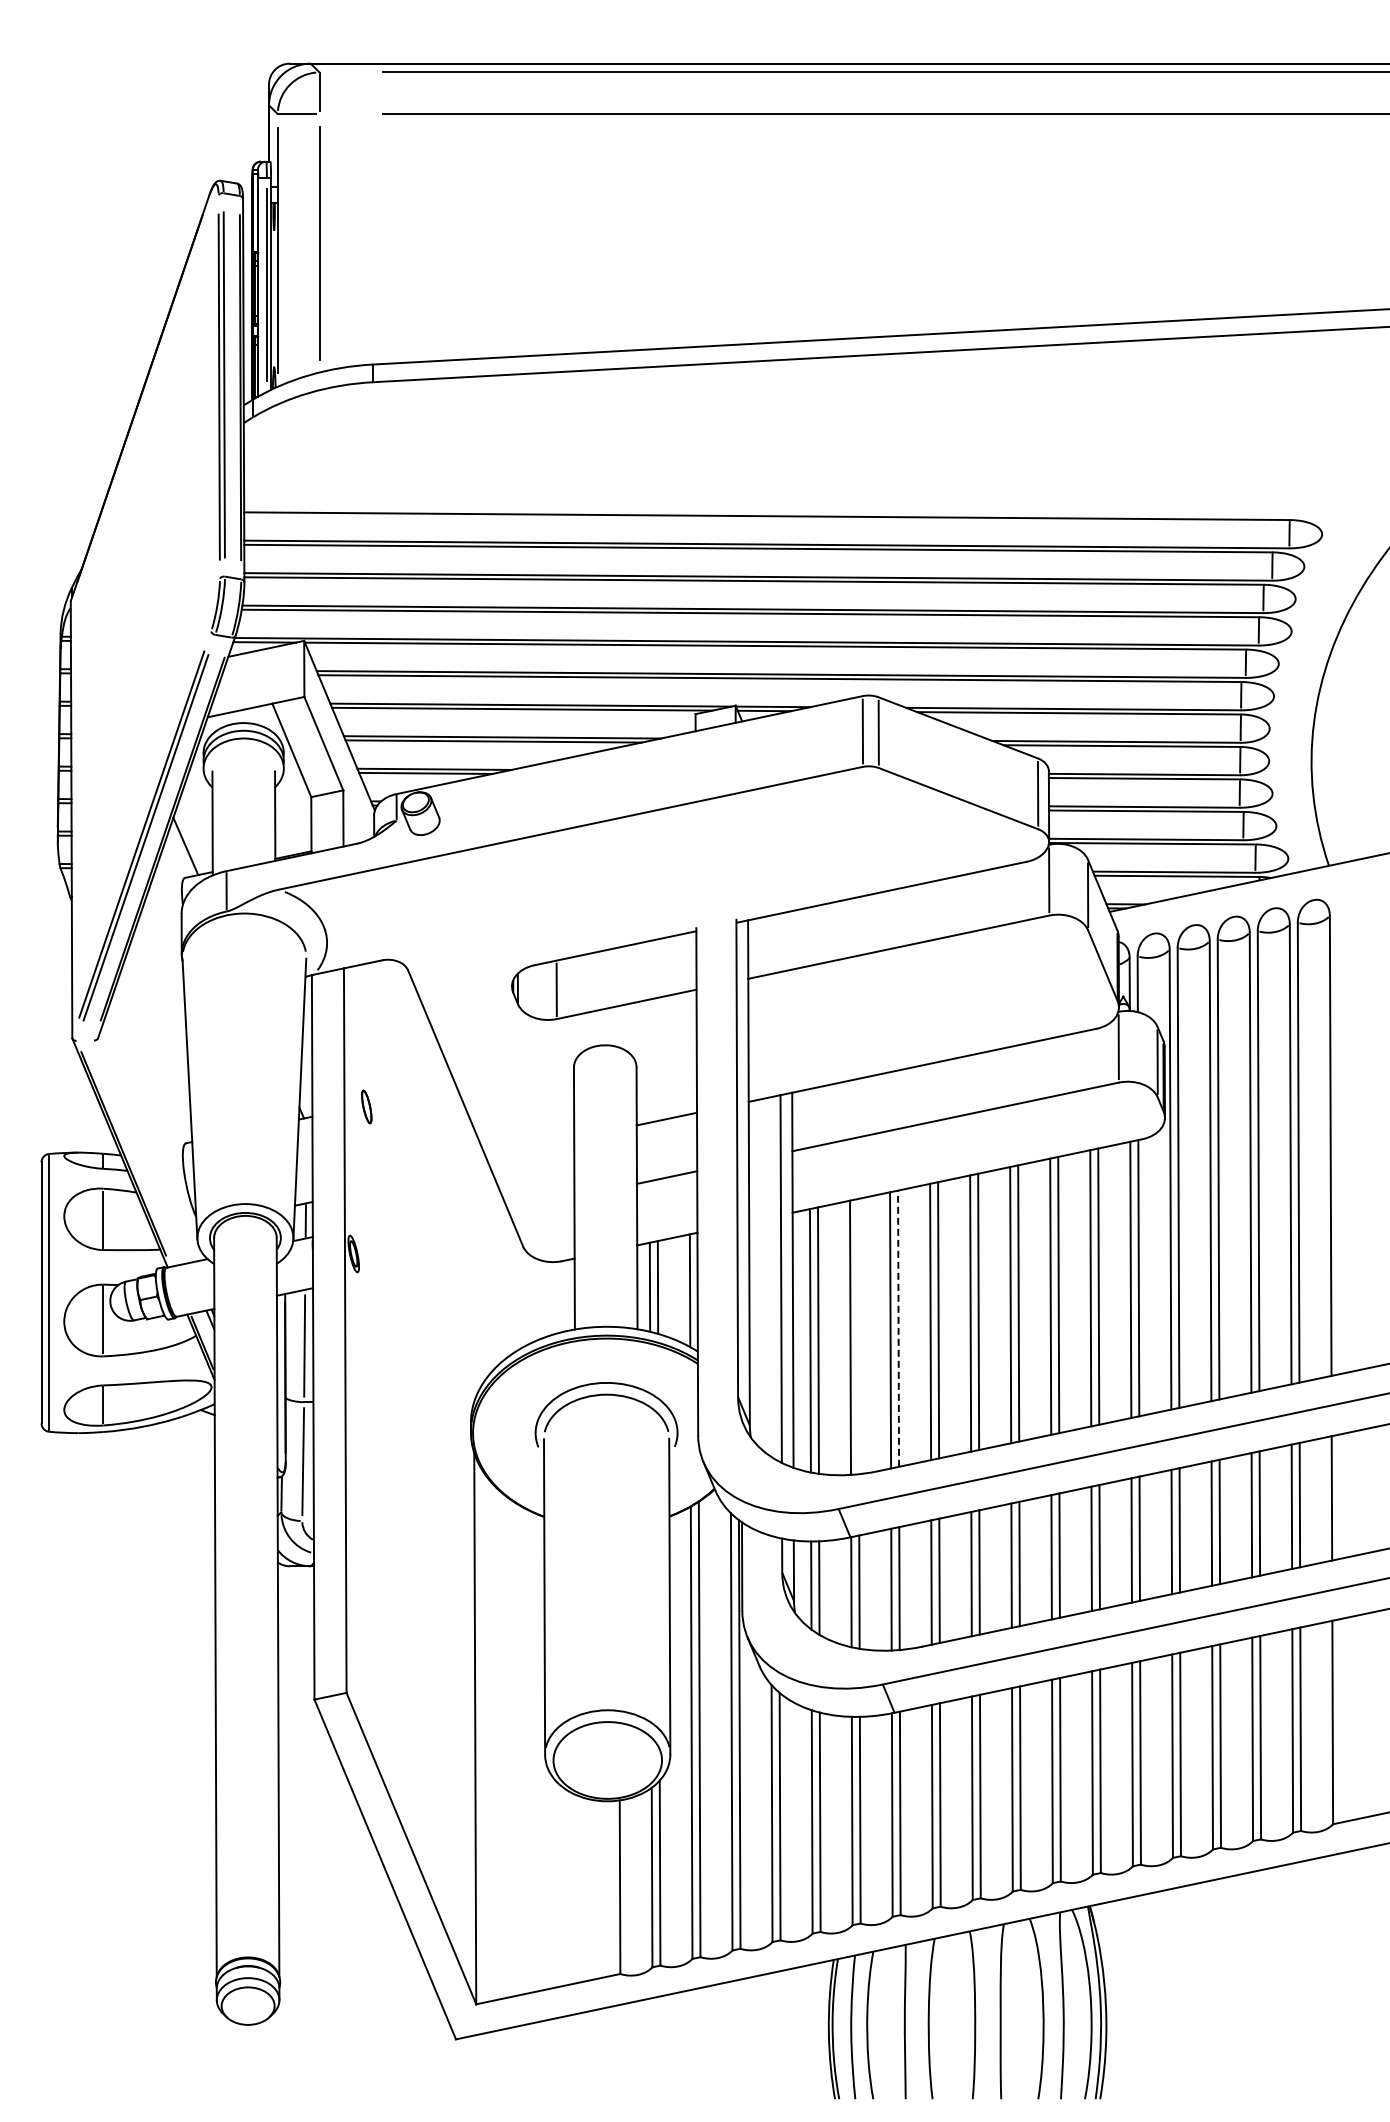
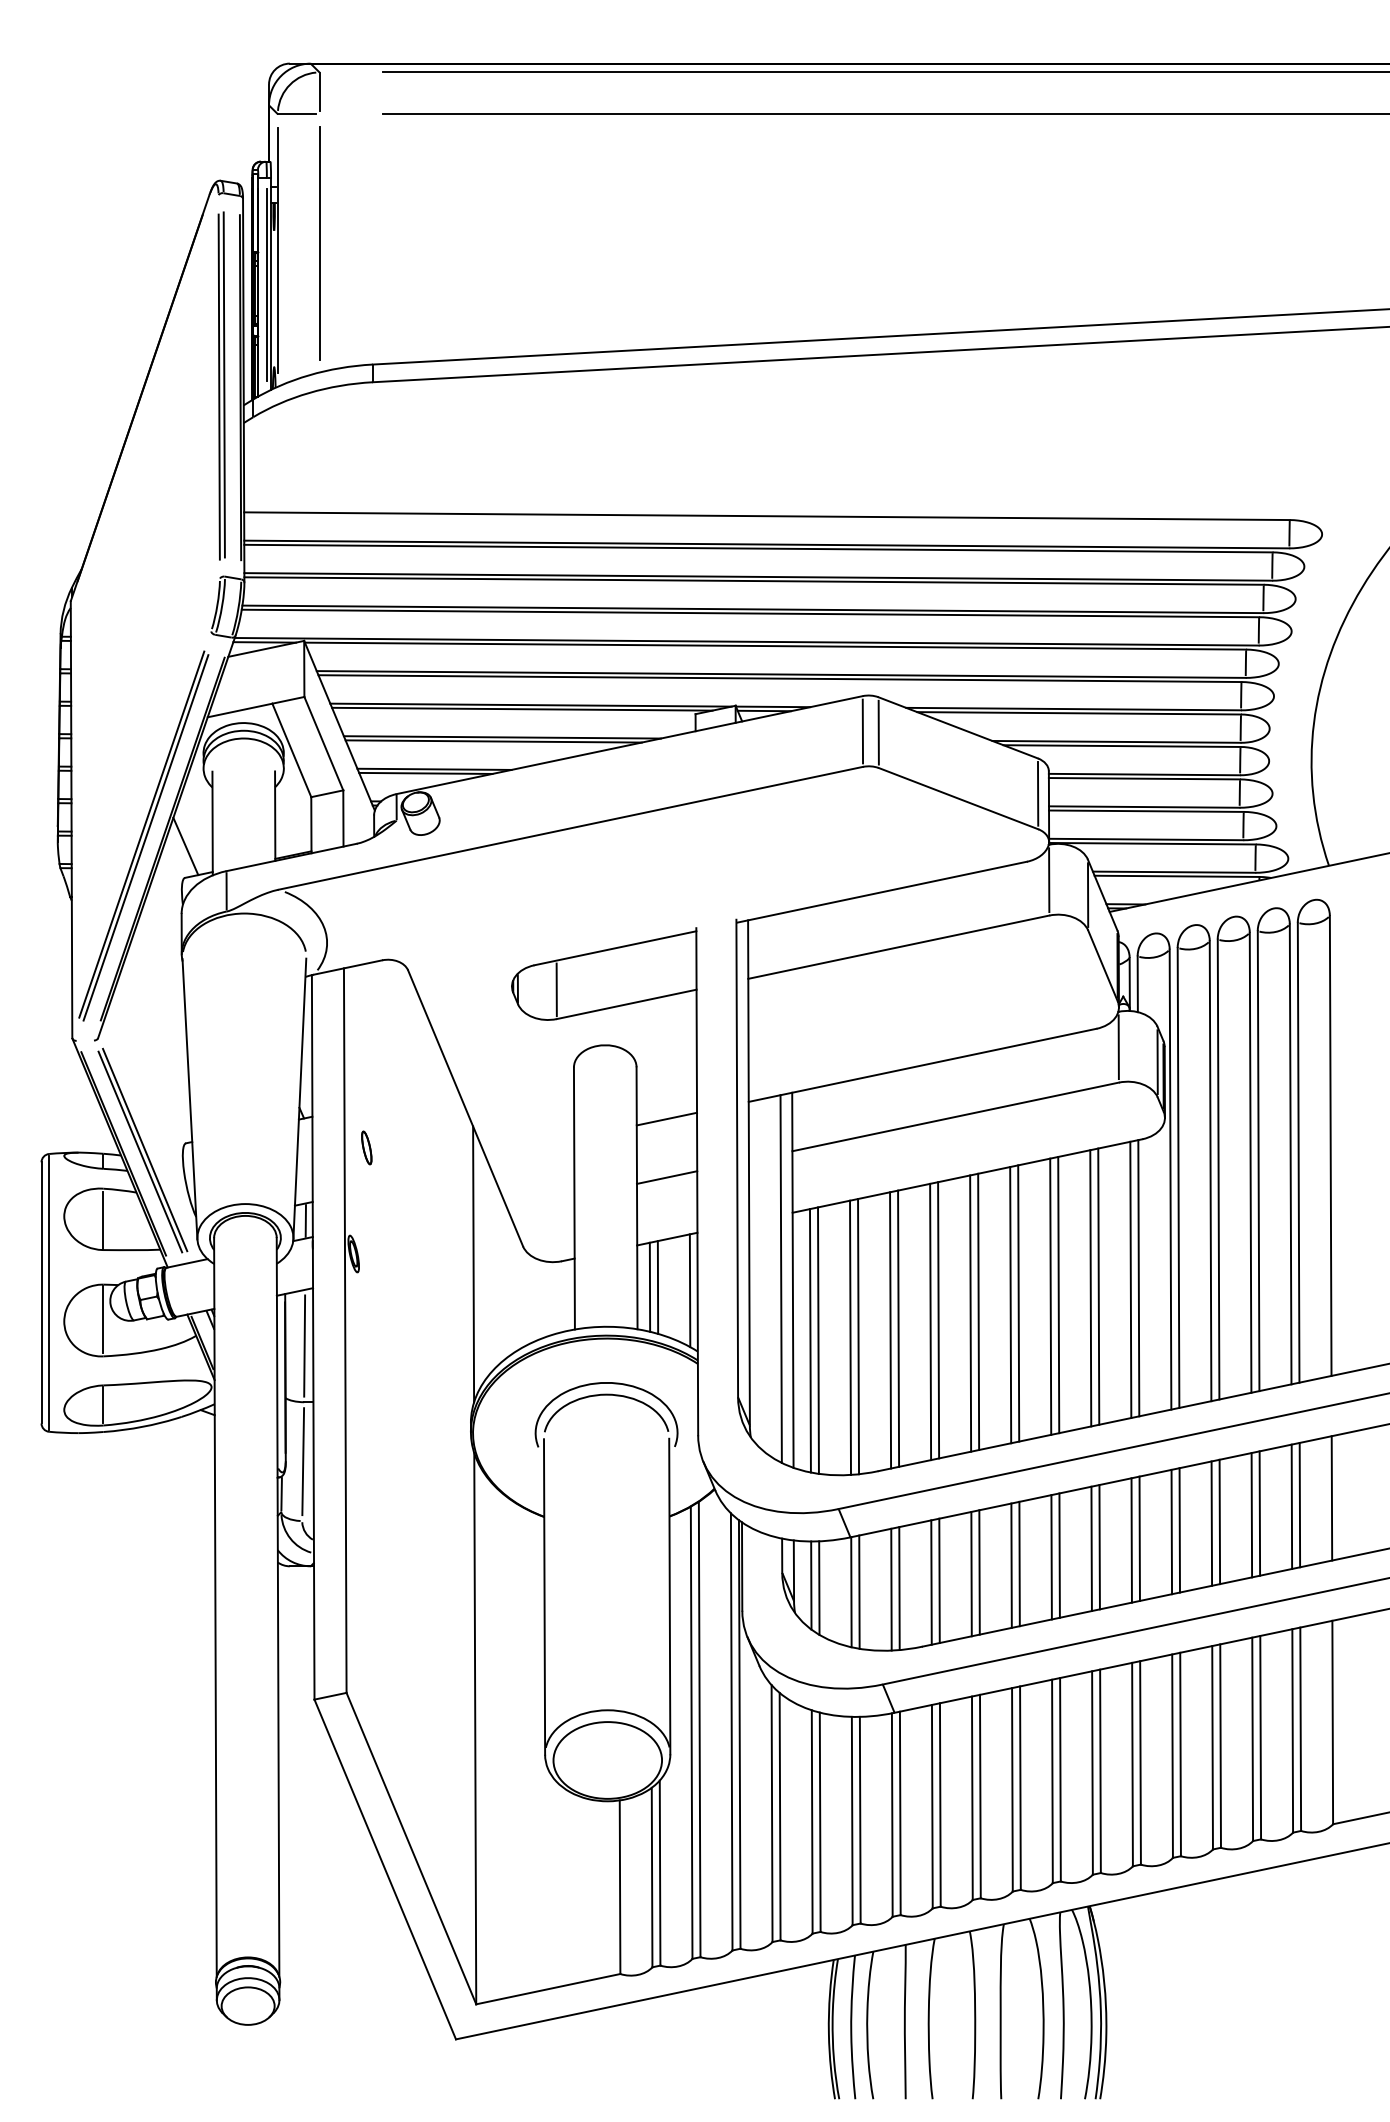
part position: (366, 1106) -> (366, 1147) (366, 1147)
part: none -> present (142, 1150)
line: none -> present (473, 1264)
line: dashed -> solid (898, 1328)
line: none -> present (858, 1336)
